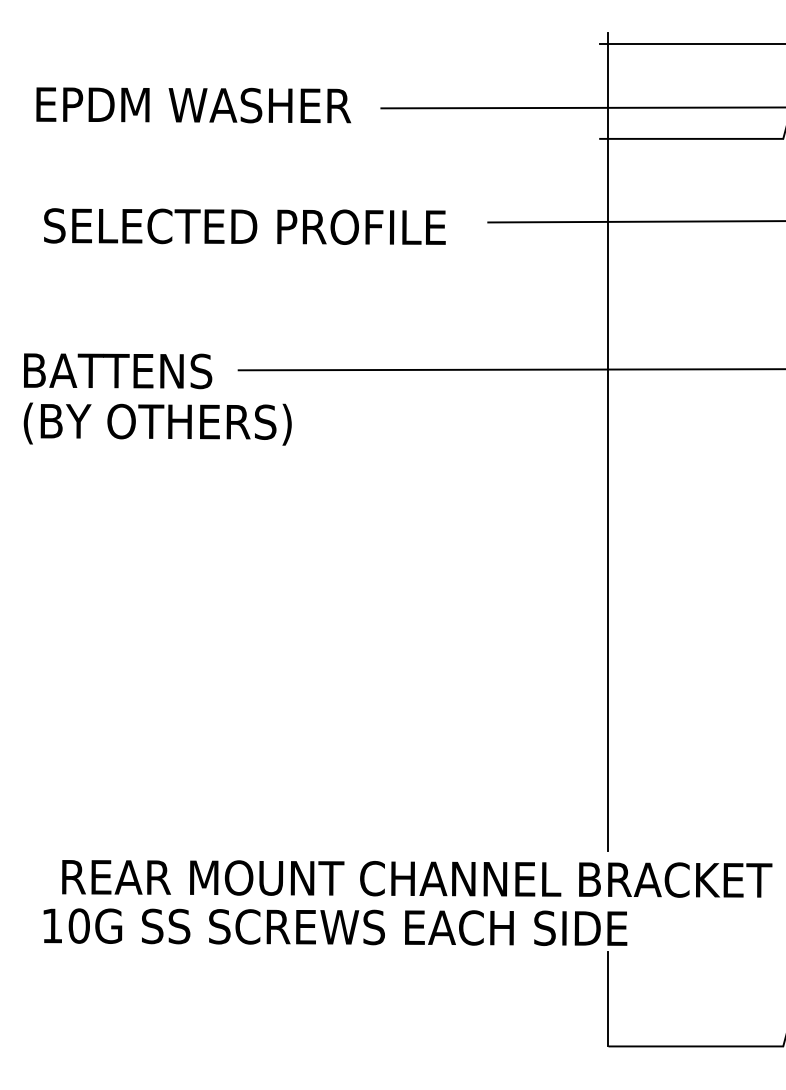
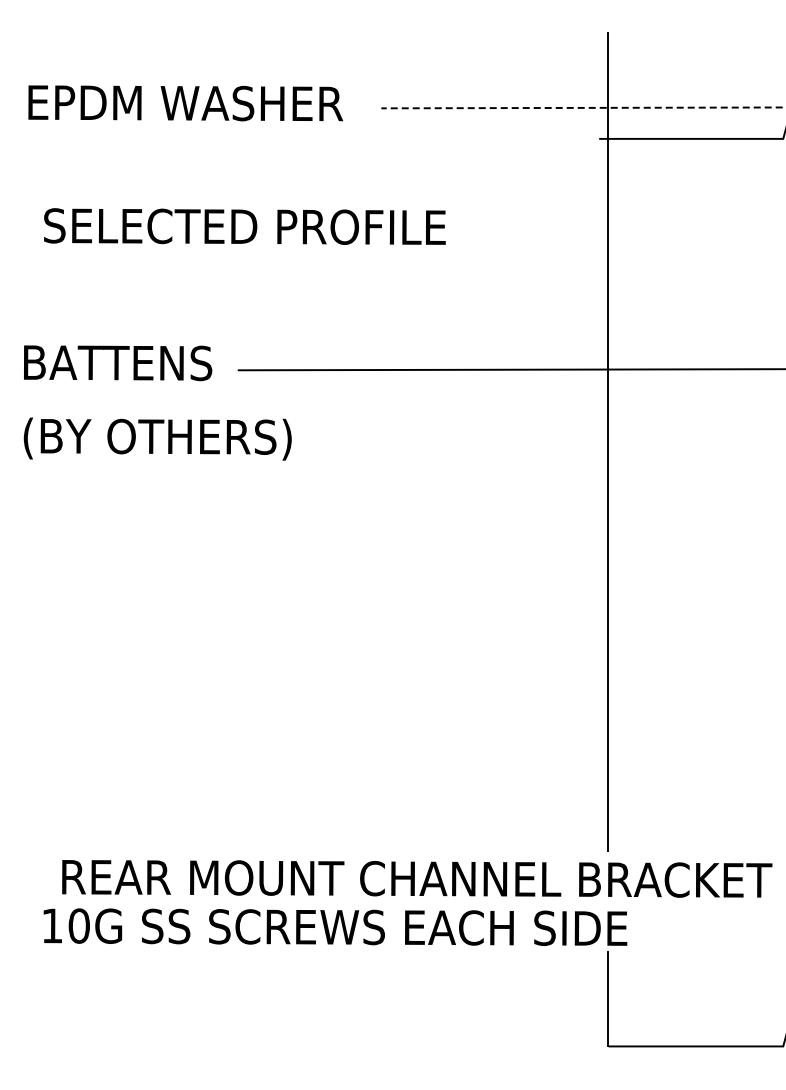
line: present -> none (691, 44)
text position: (193, 105) -> (185, 103) (185, 103)
line: solid -> dashed (583, 107)
line: present -> none (635, 221)
text position: (118, 371) -> (118, 363) (118, 363)
text position: (157, 423) -> (157, 438) (157, 438)
